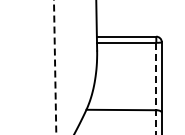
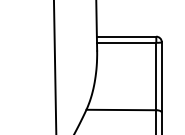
line: dashed -> solid (55, 67)
line: dashed -> solid (156, 88)
